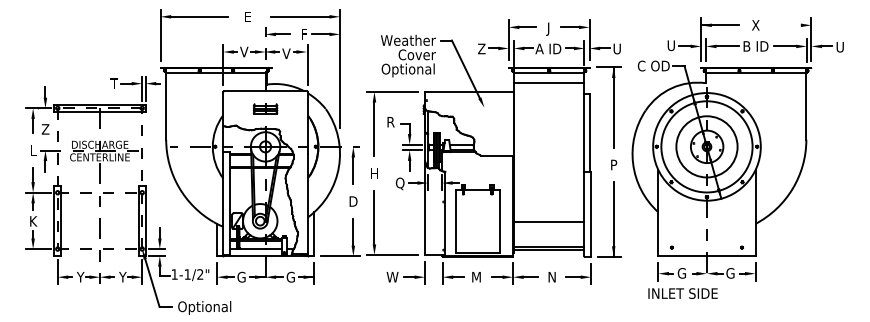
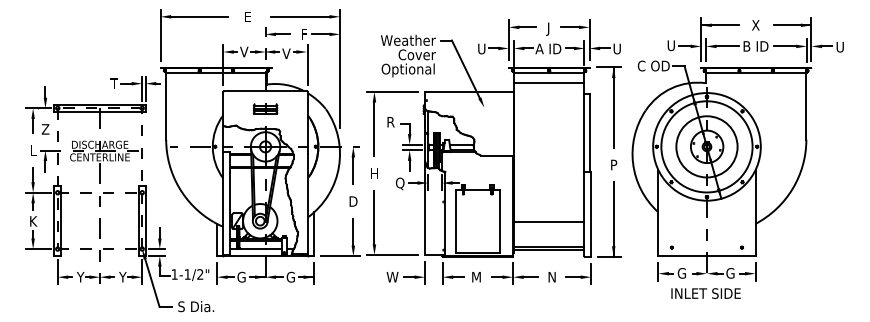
line: none -> present (792, 25)
text: Z -> U (481, 48)
text position: (682, 293) -> (705, 293) (705, 293)
text: Optional -> S Dia. (204, 307)
